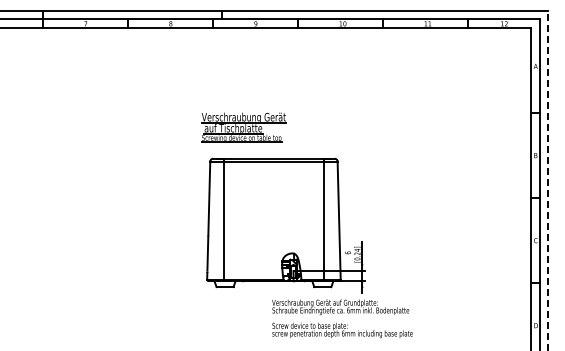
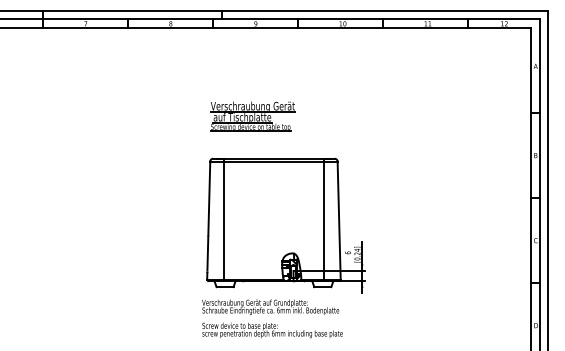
part position: (243, 127) -> (252, 116) (252, 116)
line: dashed -> solid (548, 180)
text position: (342, 318) -> (272, 318) (272, 318)
